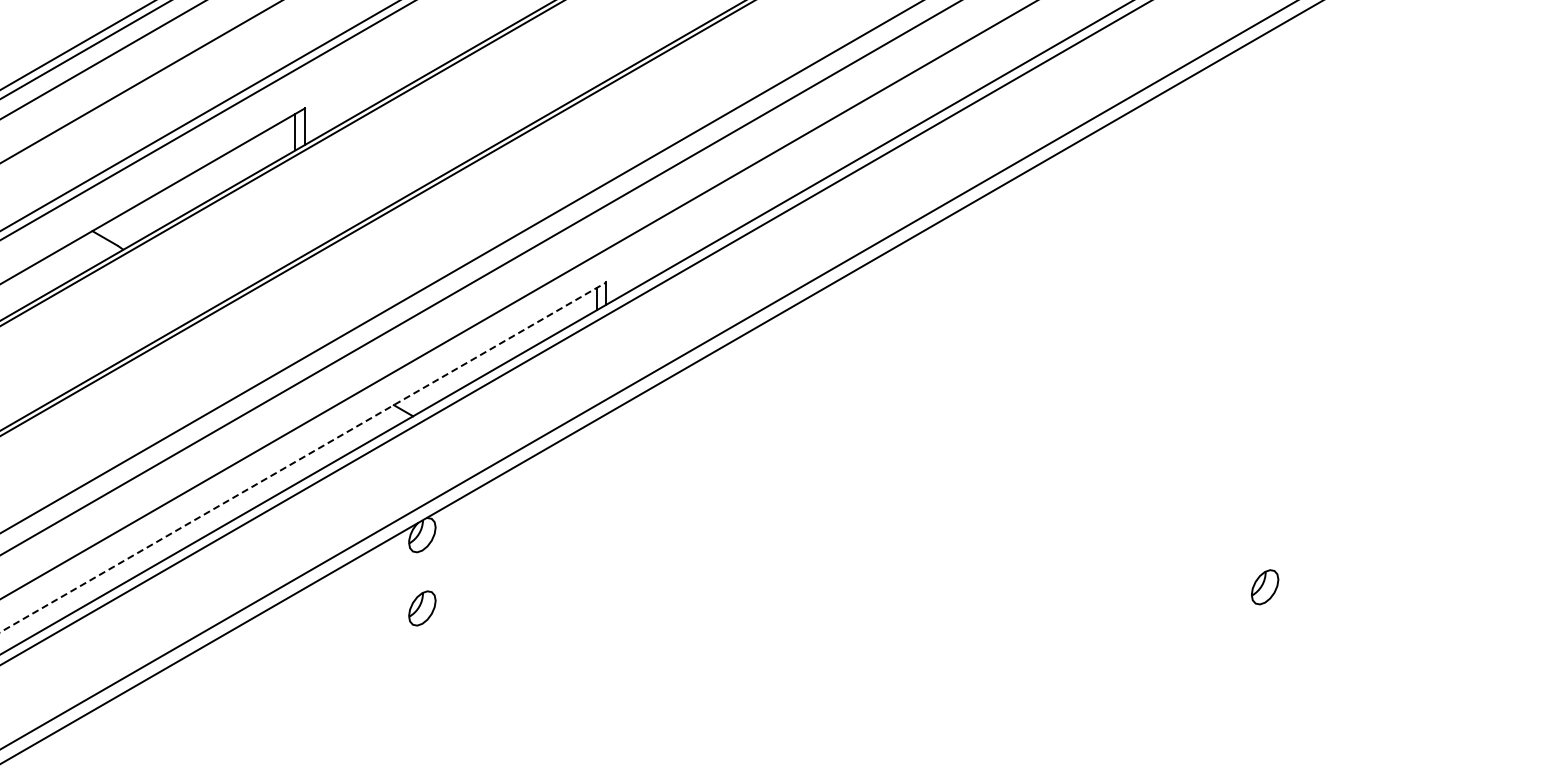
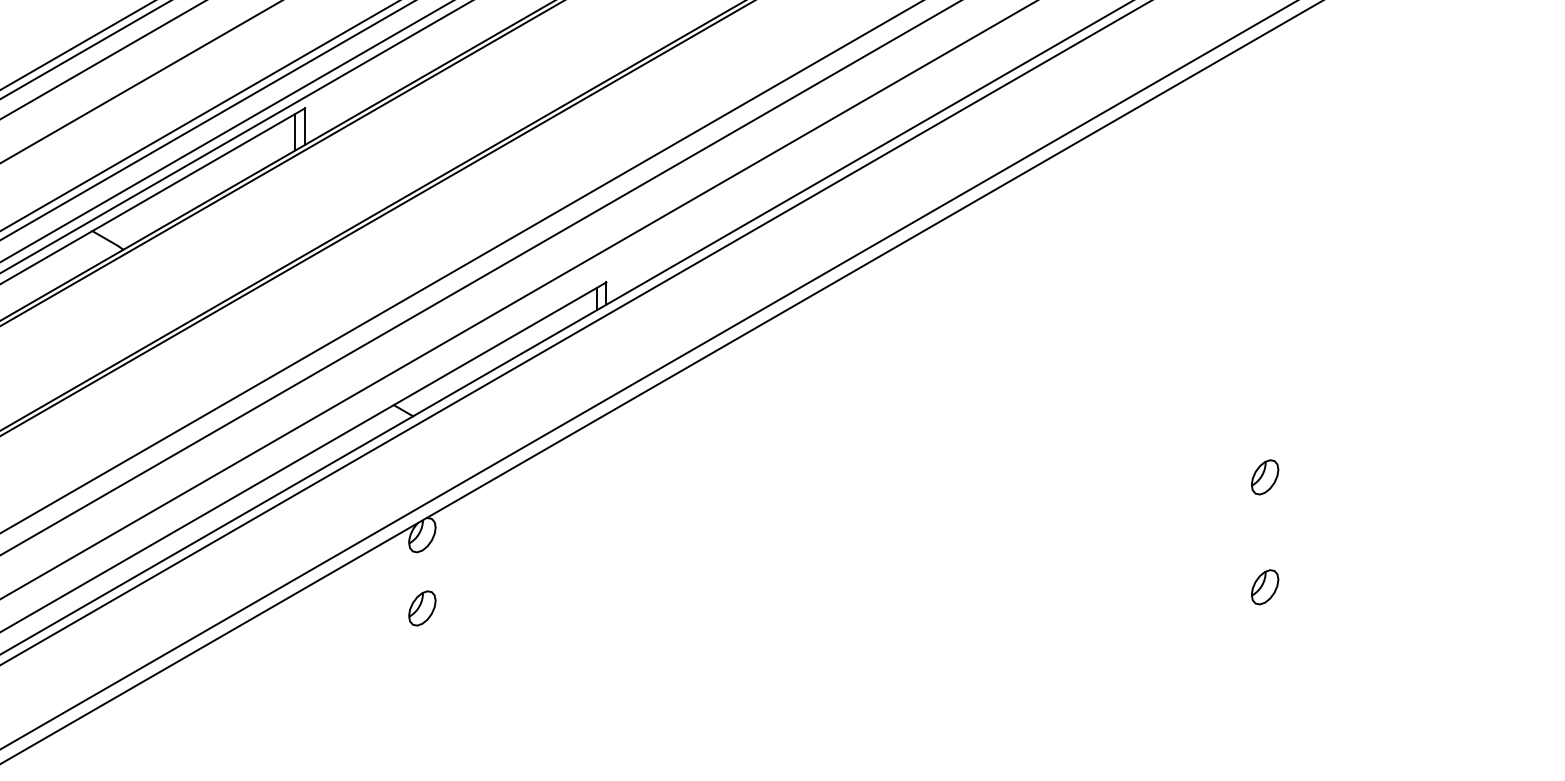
line: none -> present (226, 131)
line: none -> present (235, 136)
line: dashed -> solid (303, 457)
part: none -> present (1265, 477)
